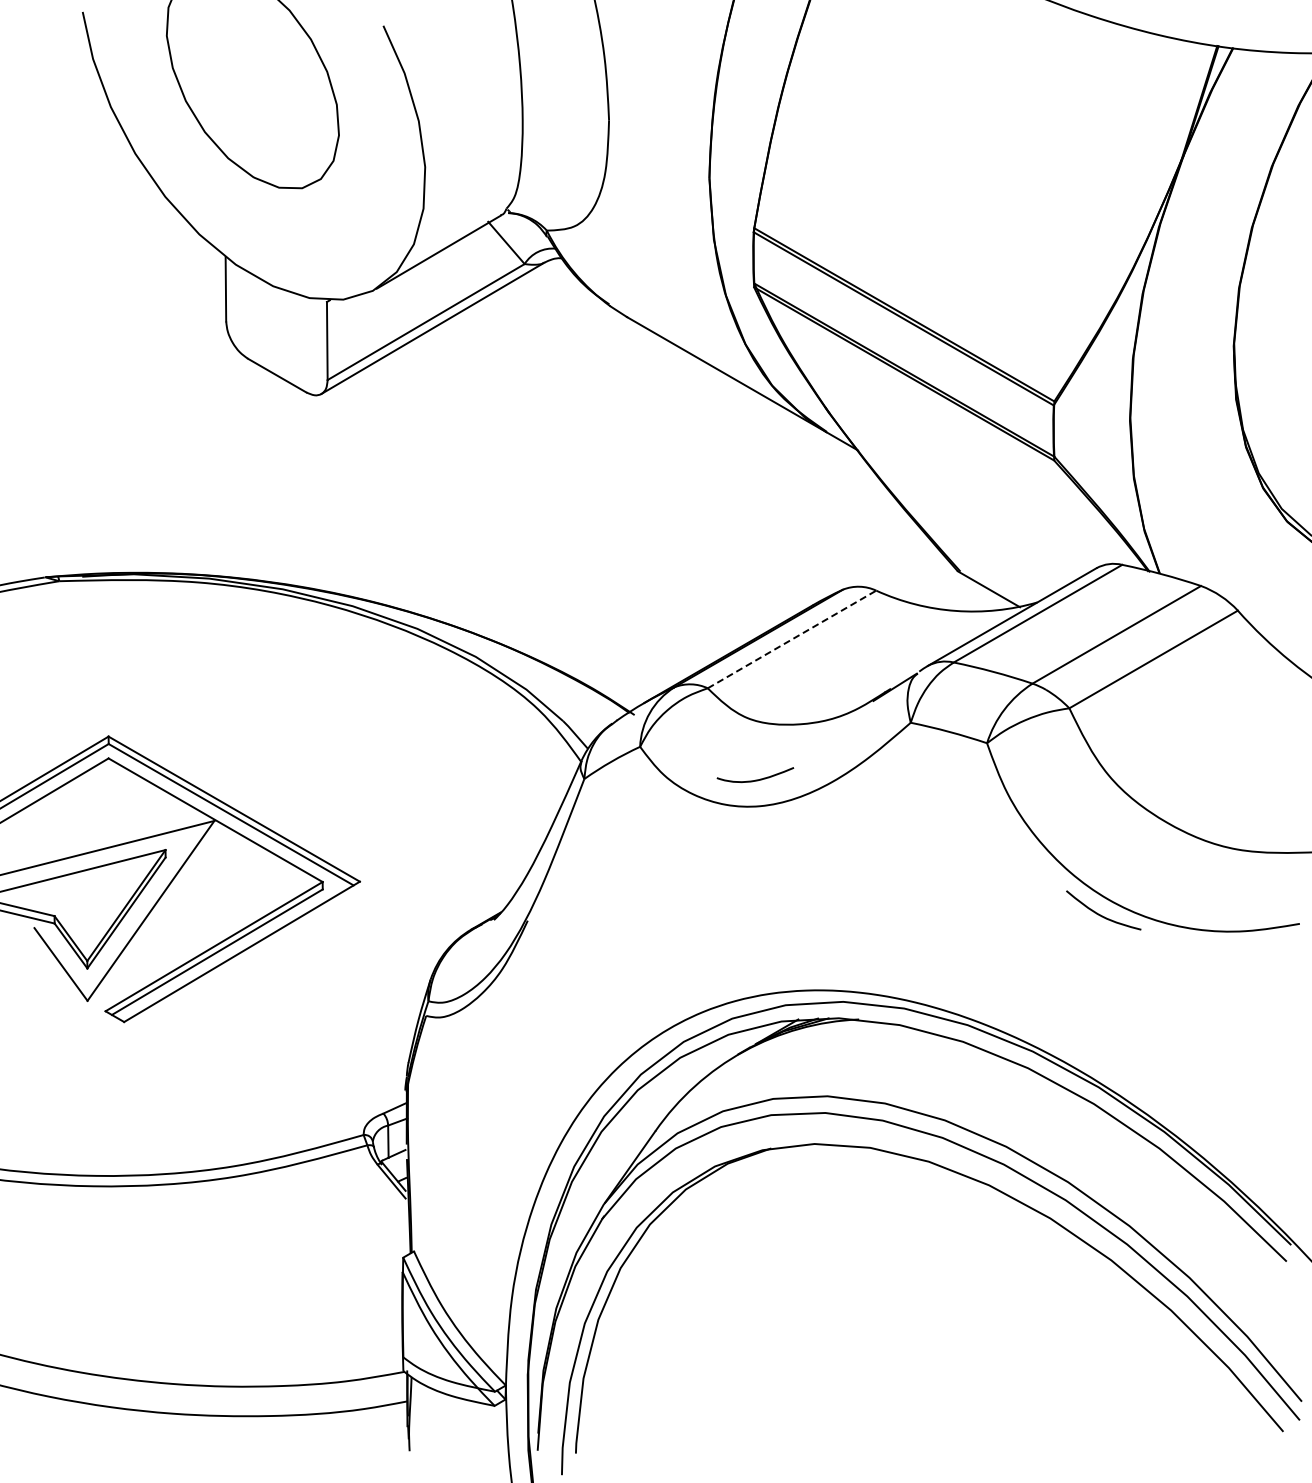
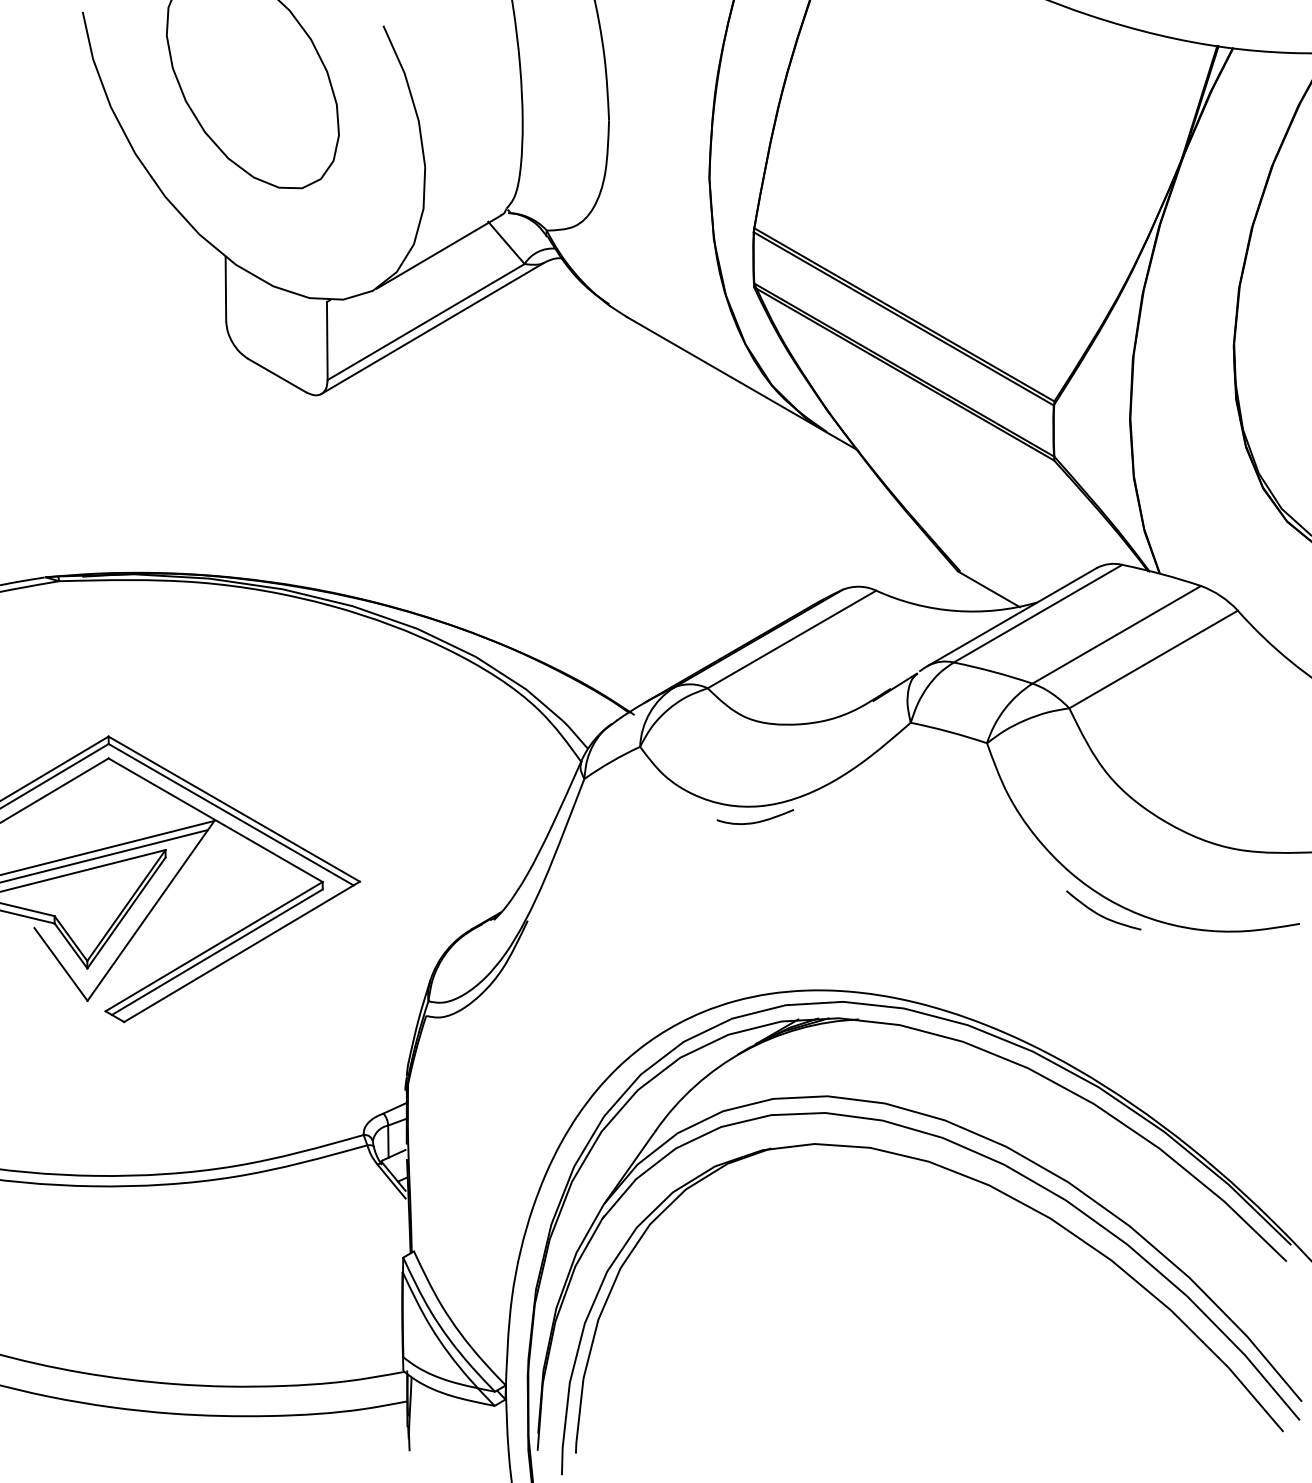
line: dashed -> solid (792, 639)
curve position: (755, 779) -> (755, 821) (755, 821)
line: none -> present (104, 856)
